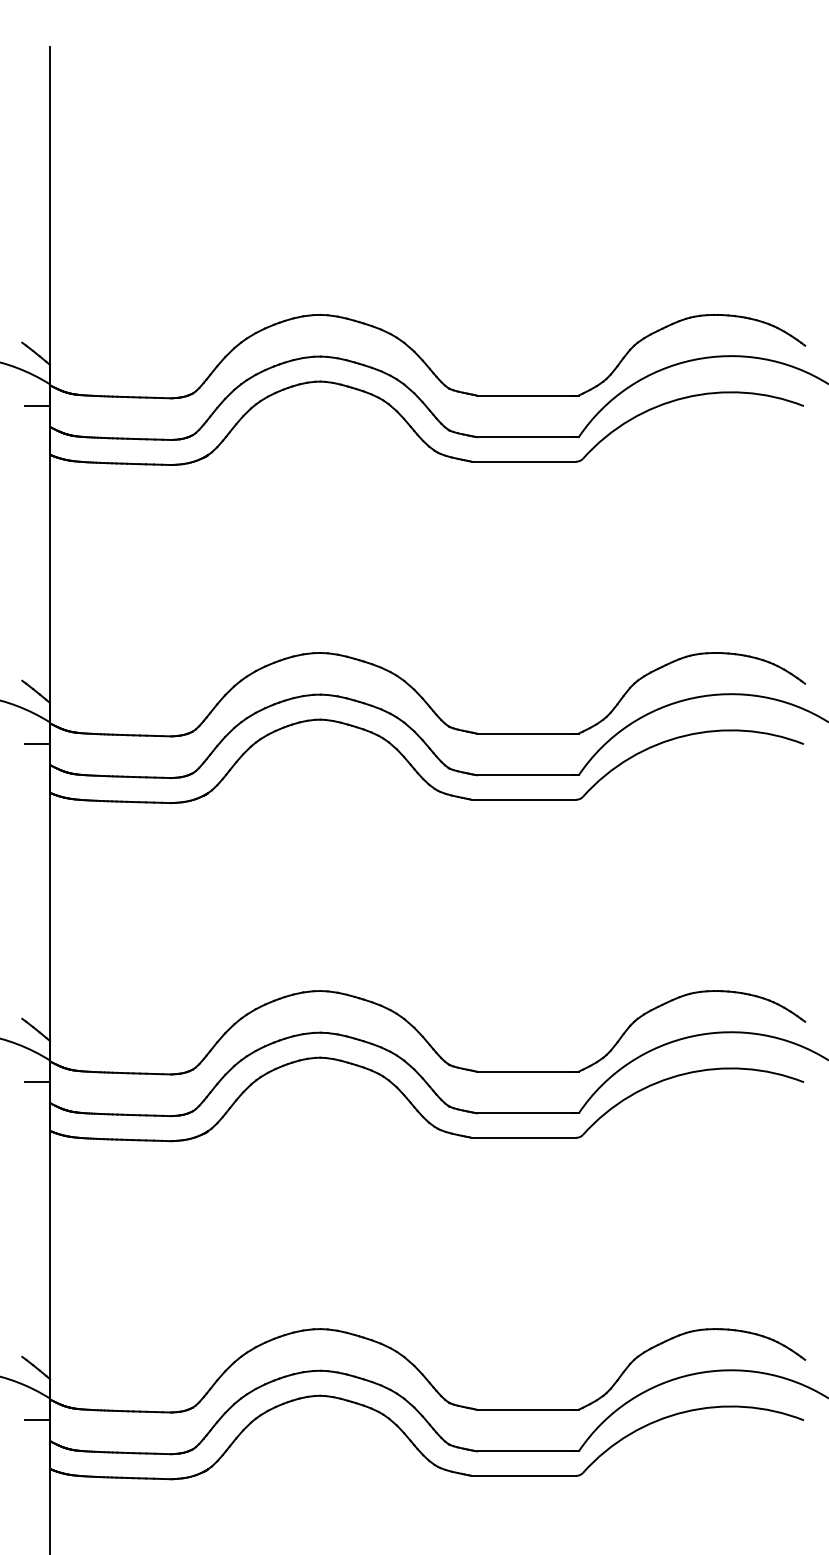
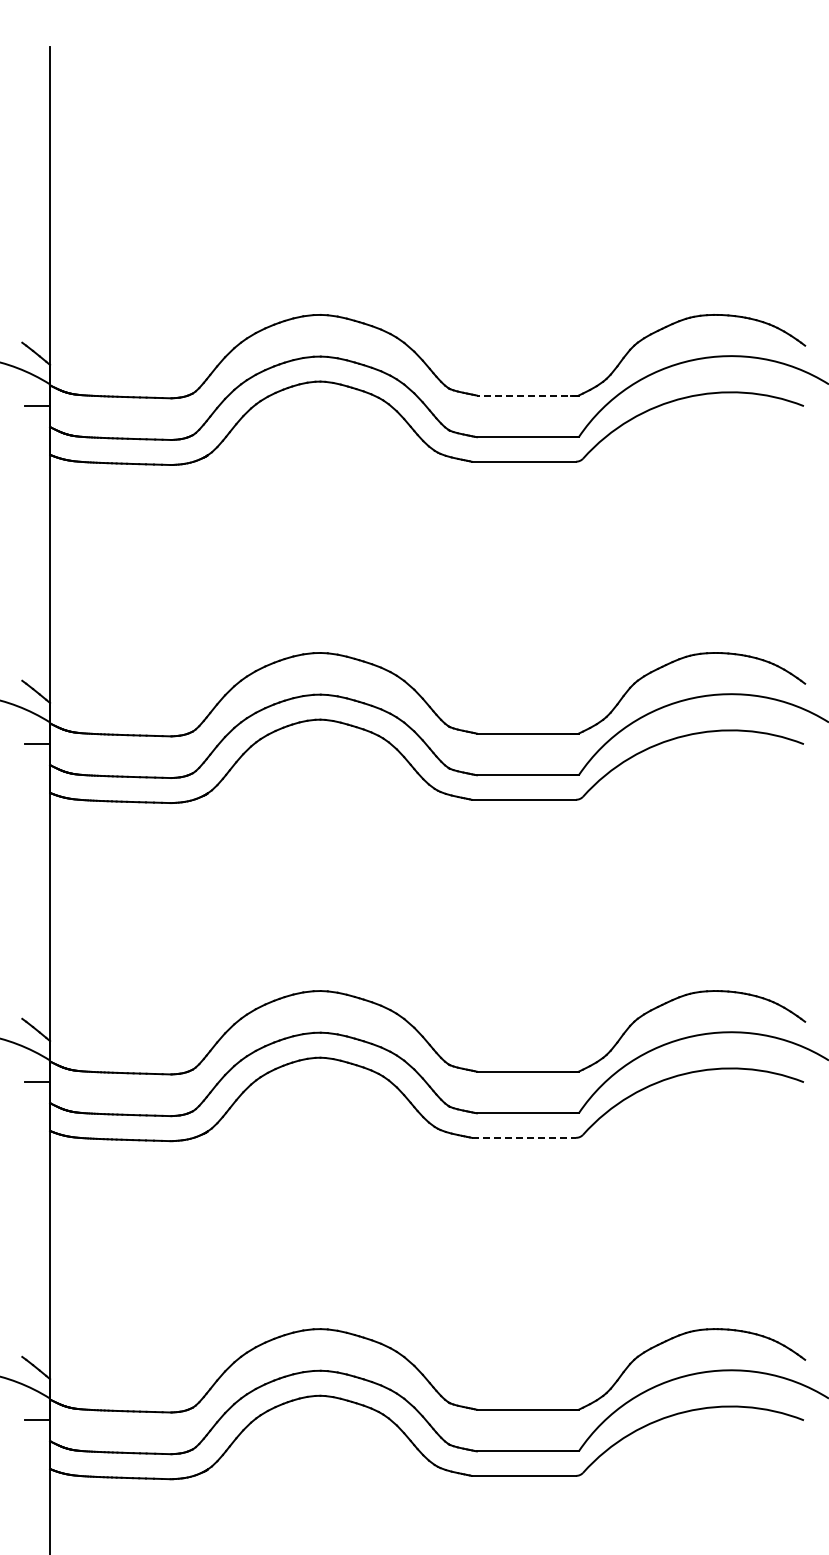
line: solid -> dashed (527, 395)
line: solid -> dashed (524, 1137)
